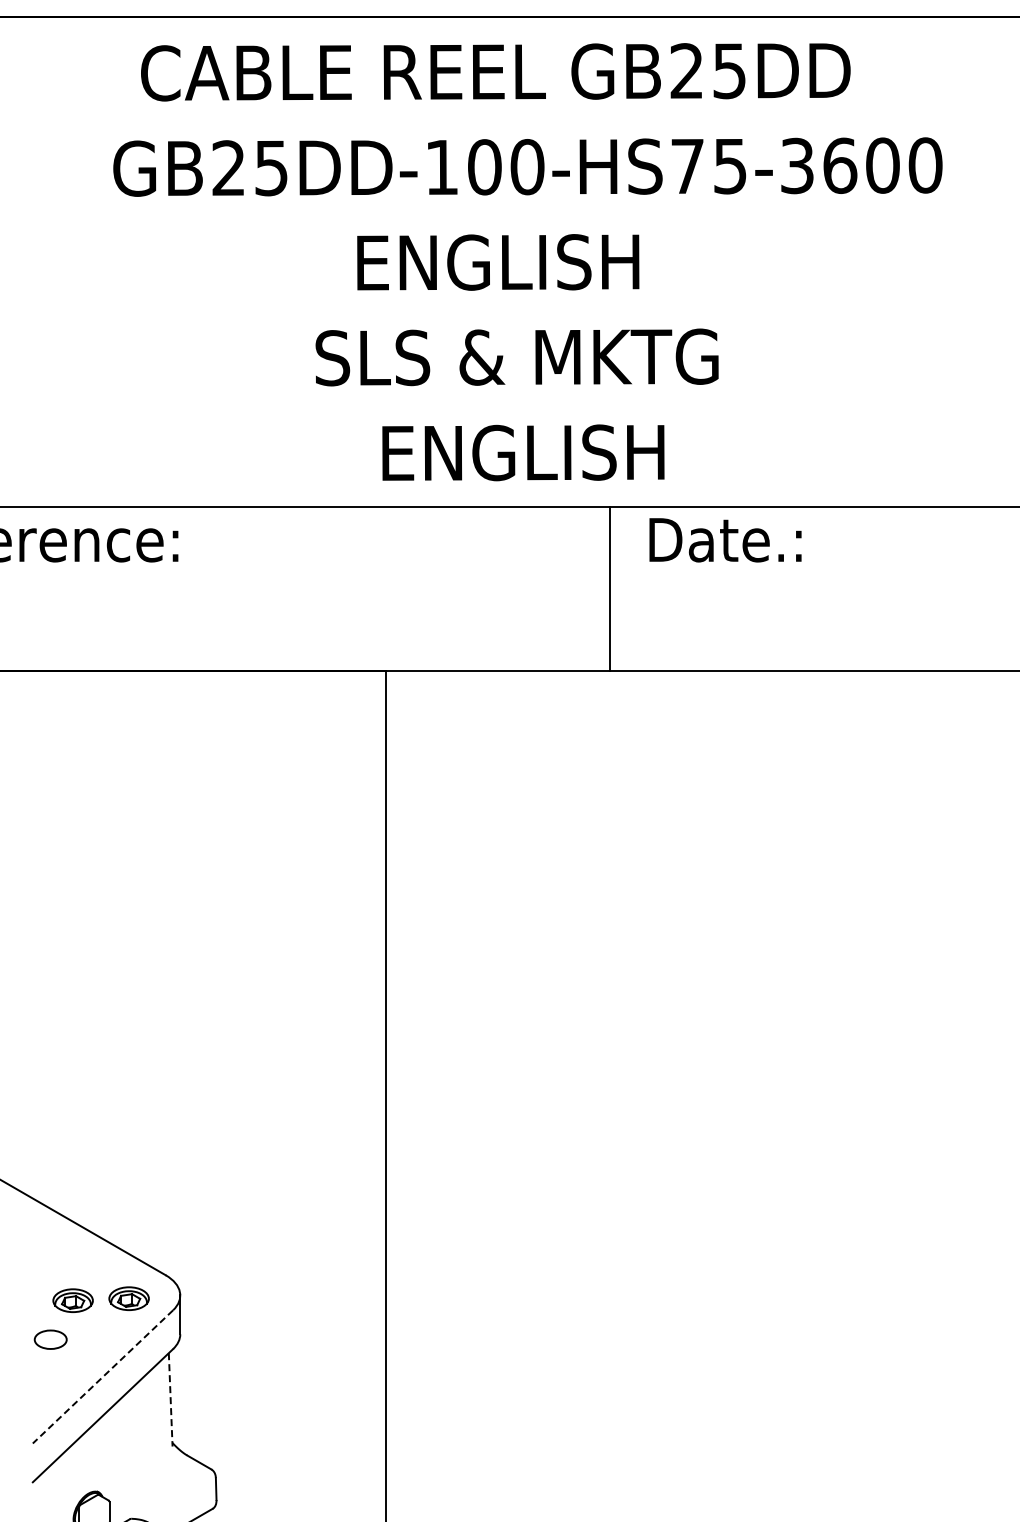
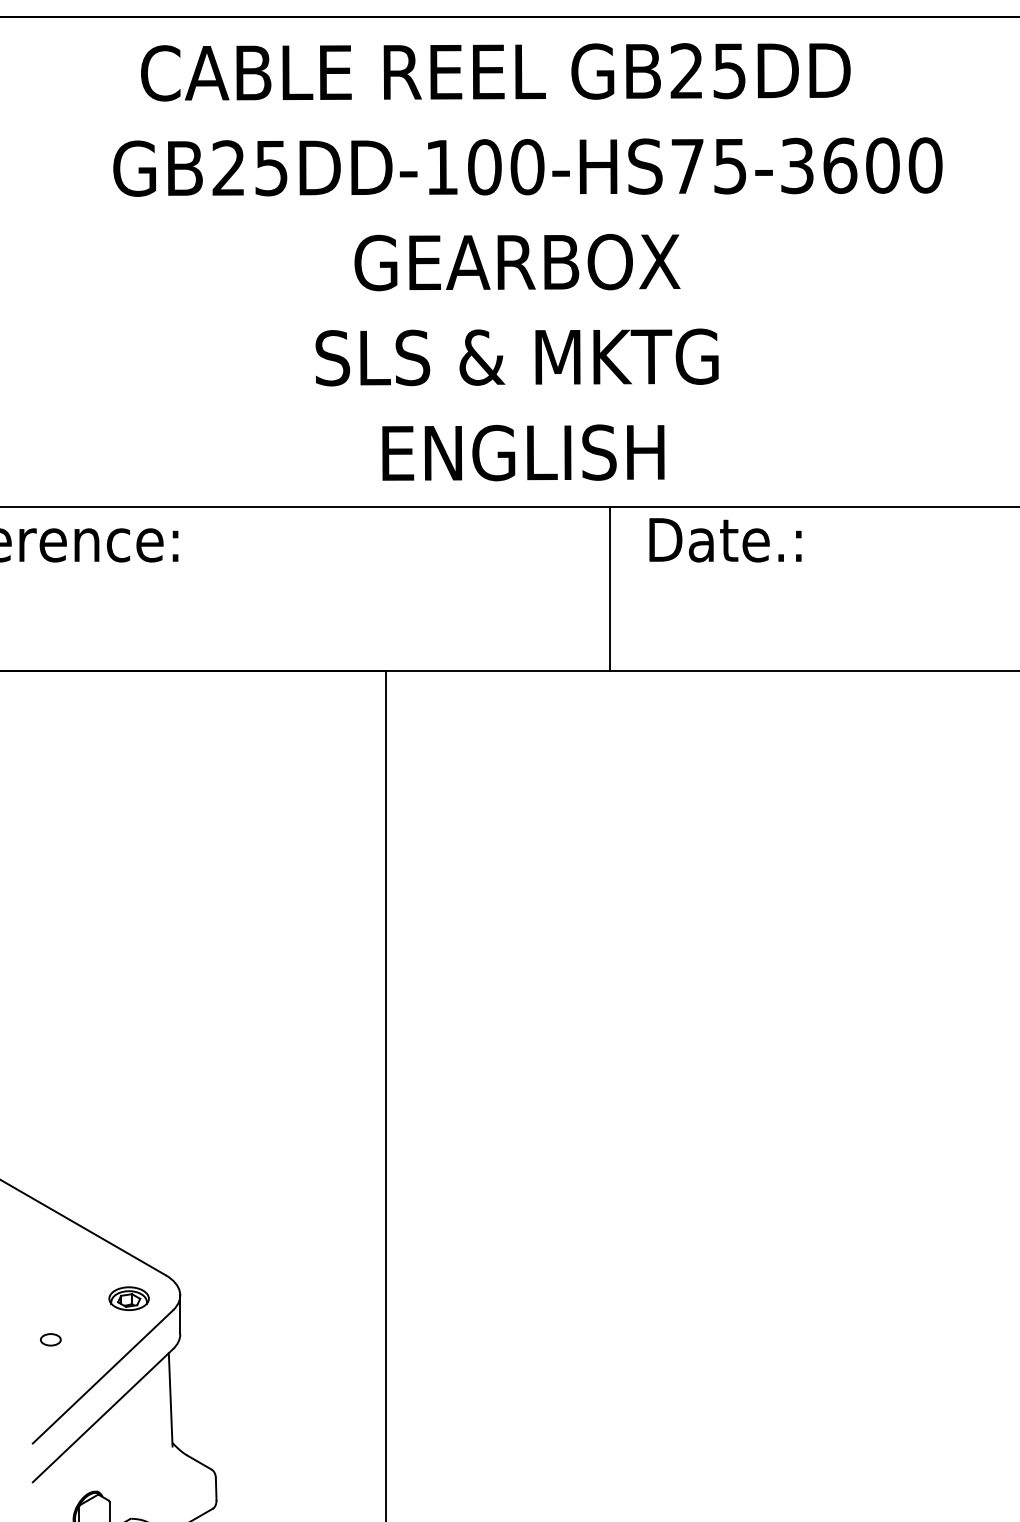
text: ENGLISH -> GEARBOX (517, 262)
part: present -> none (72, 1300)
part size: 35x21 px -> 22x14 px (50, 1339)
line: dashed -> solid (102, 1376)
line: dashed -> solid (170, 1399)
